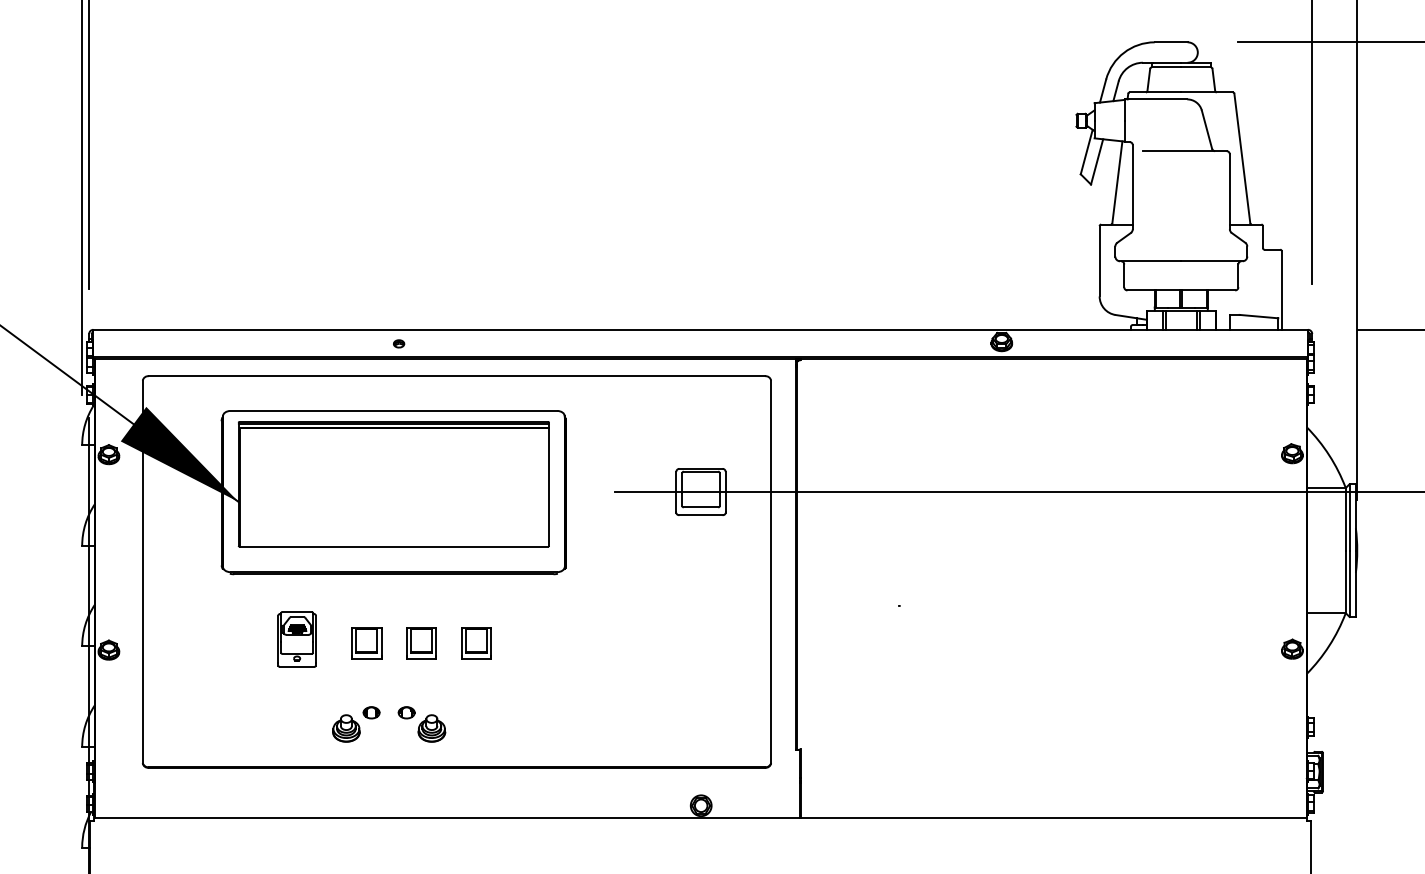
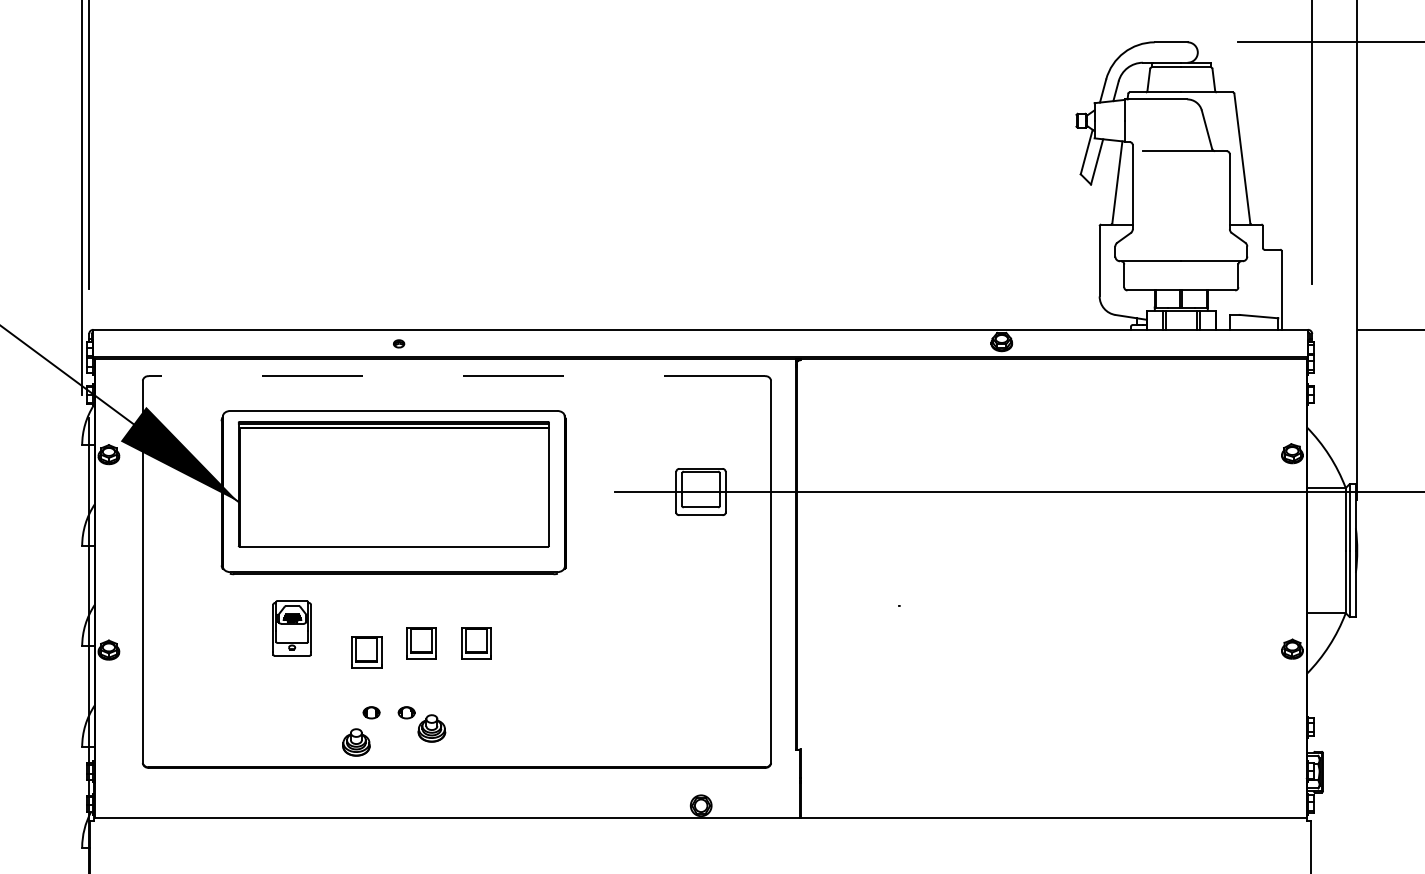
line: solid -> dashed (456, 376)
part position: (296, 639) -> (291, 628) (291, 628)
part position: (366, 643) -> (366, 652) (366, 652)
part position: (346, 728) -> (356, 742) (356, 742)
